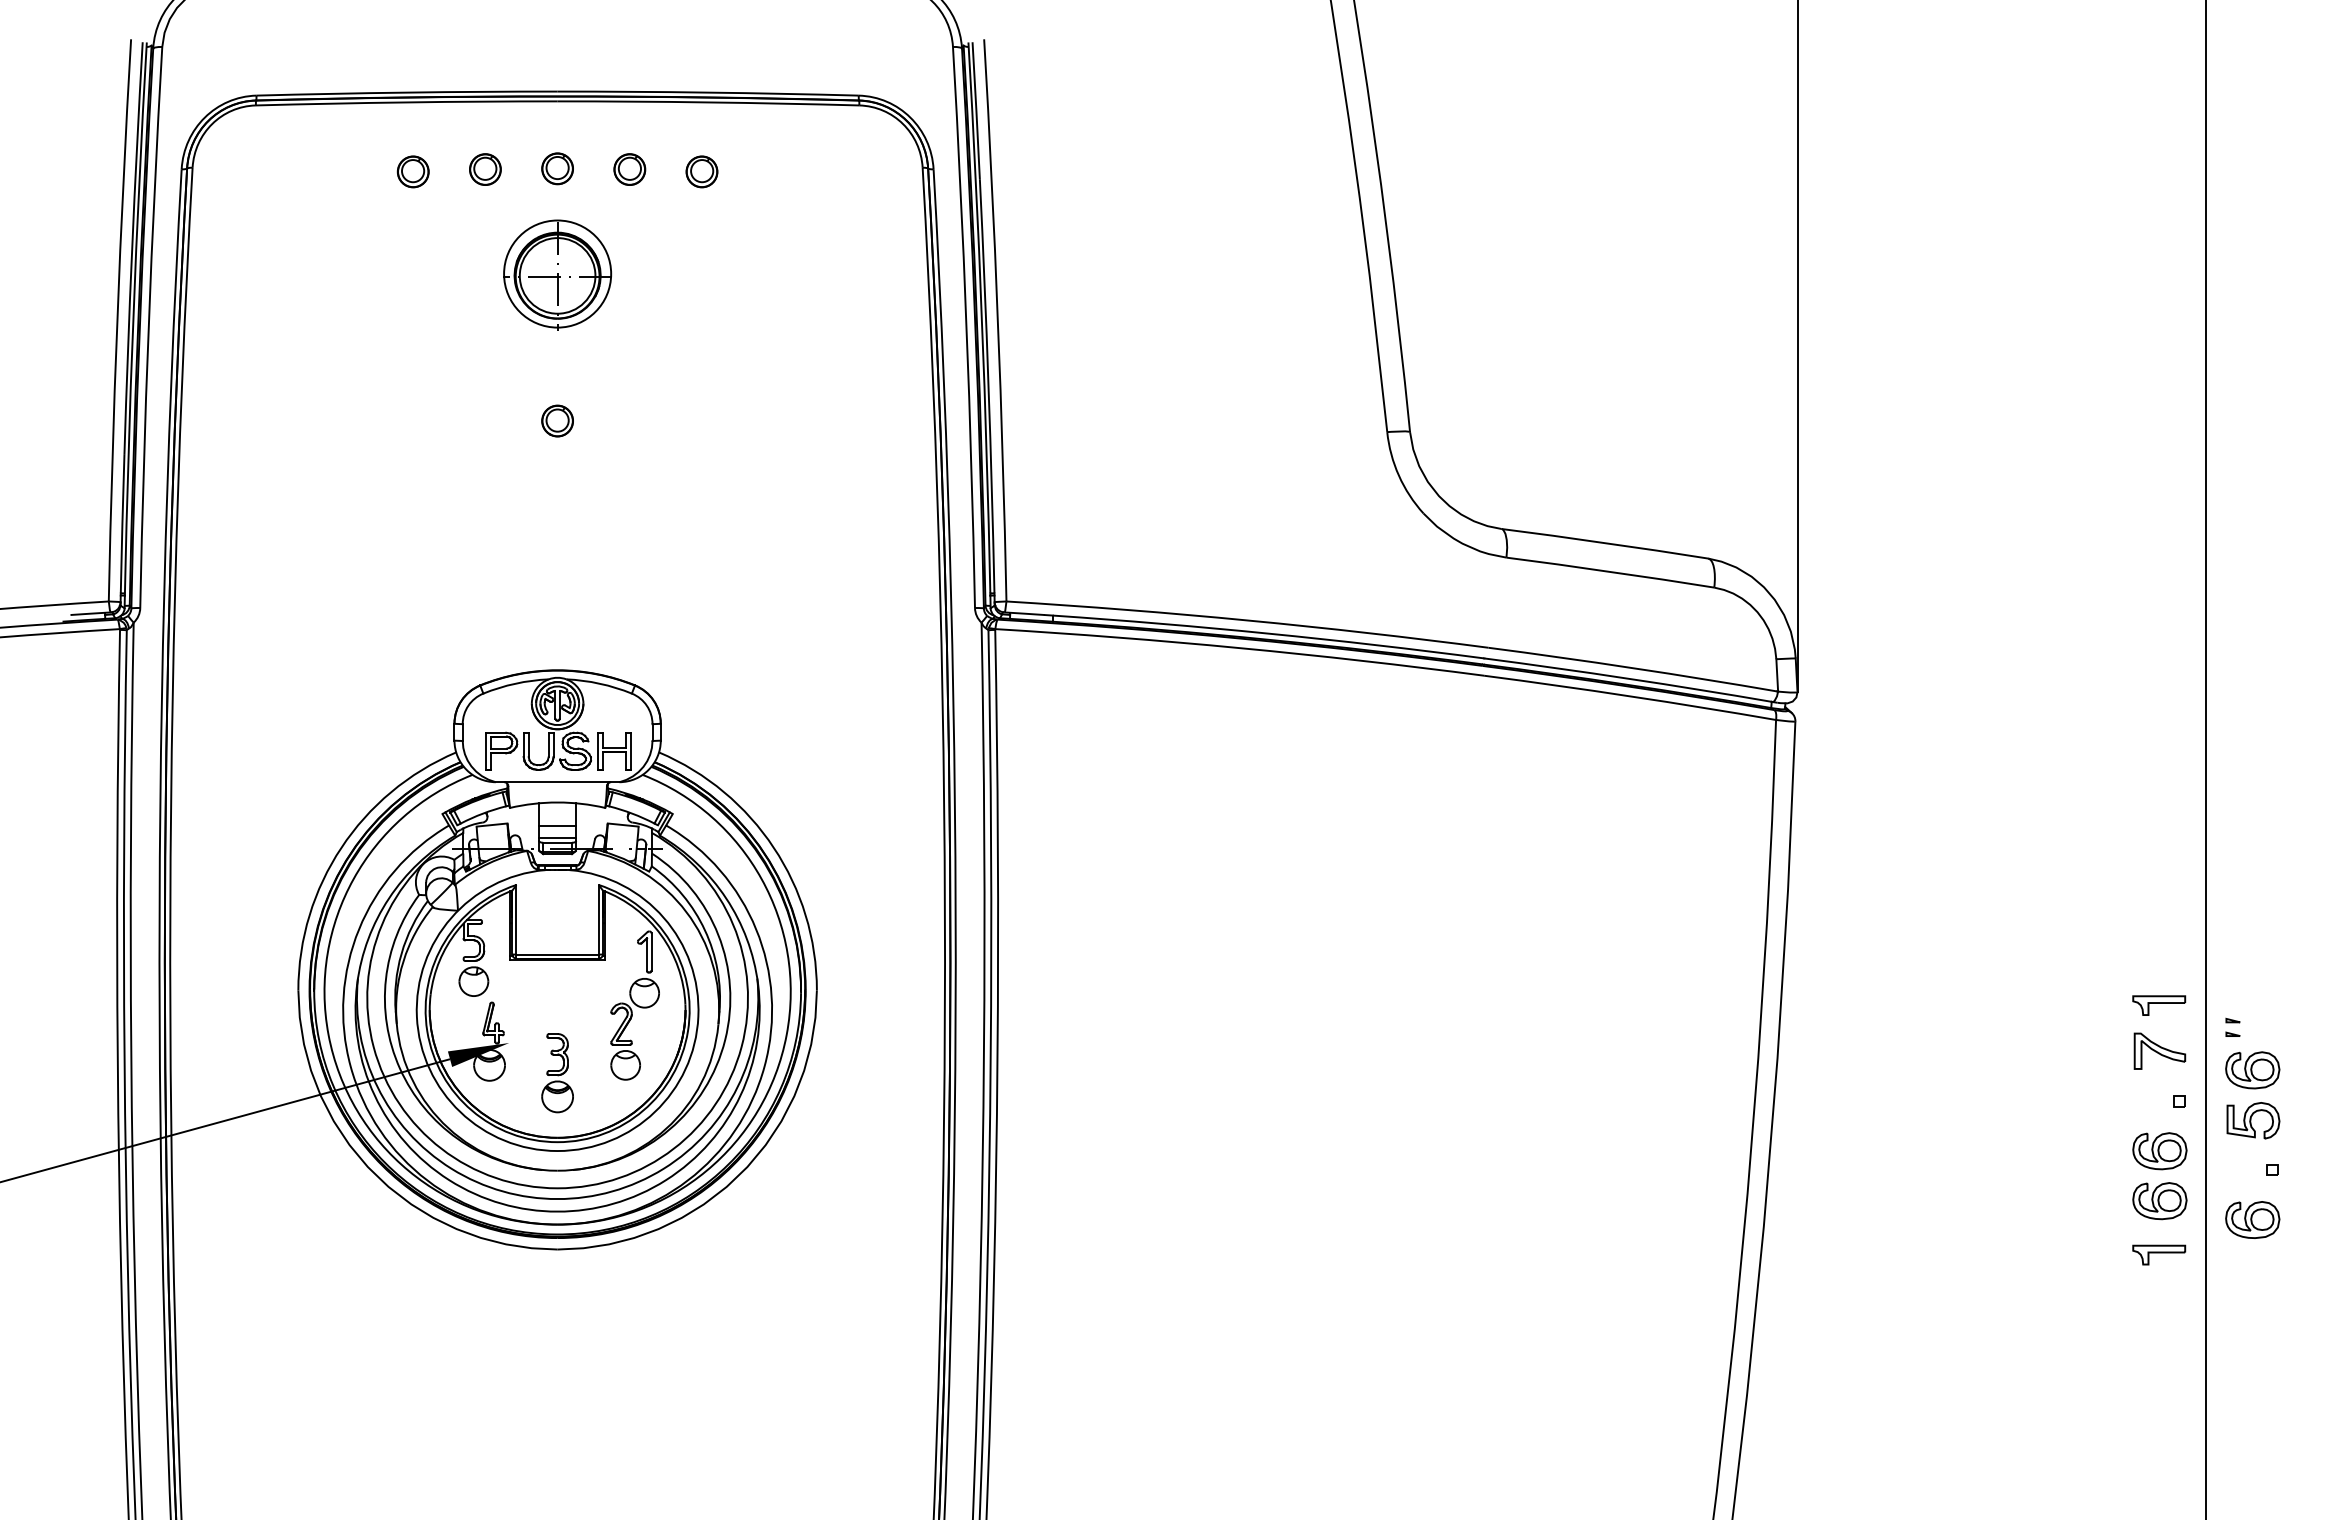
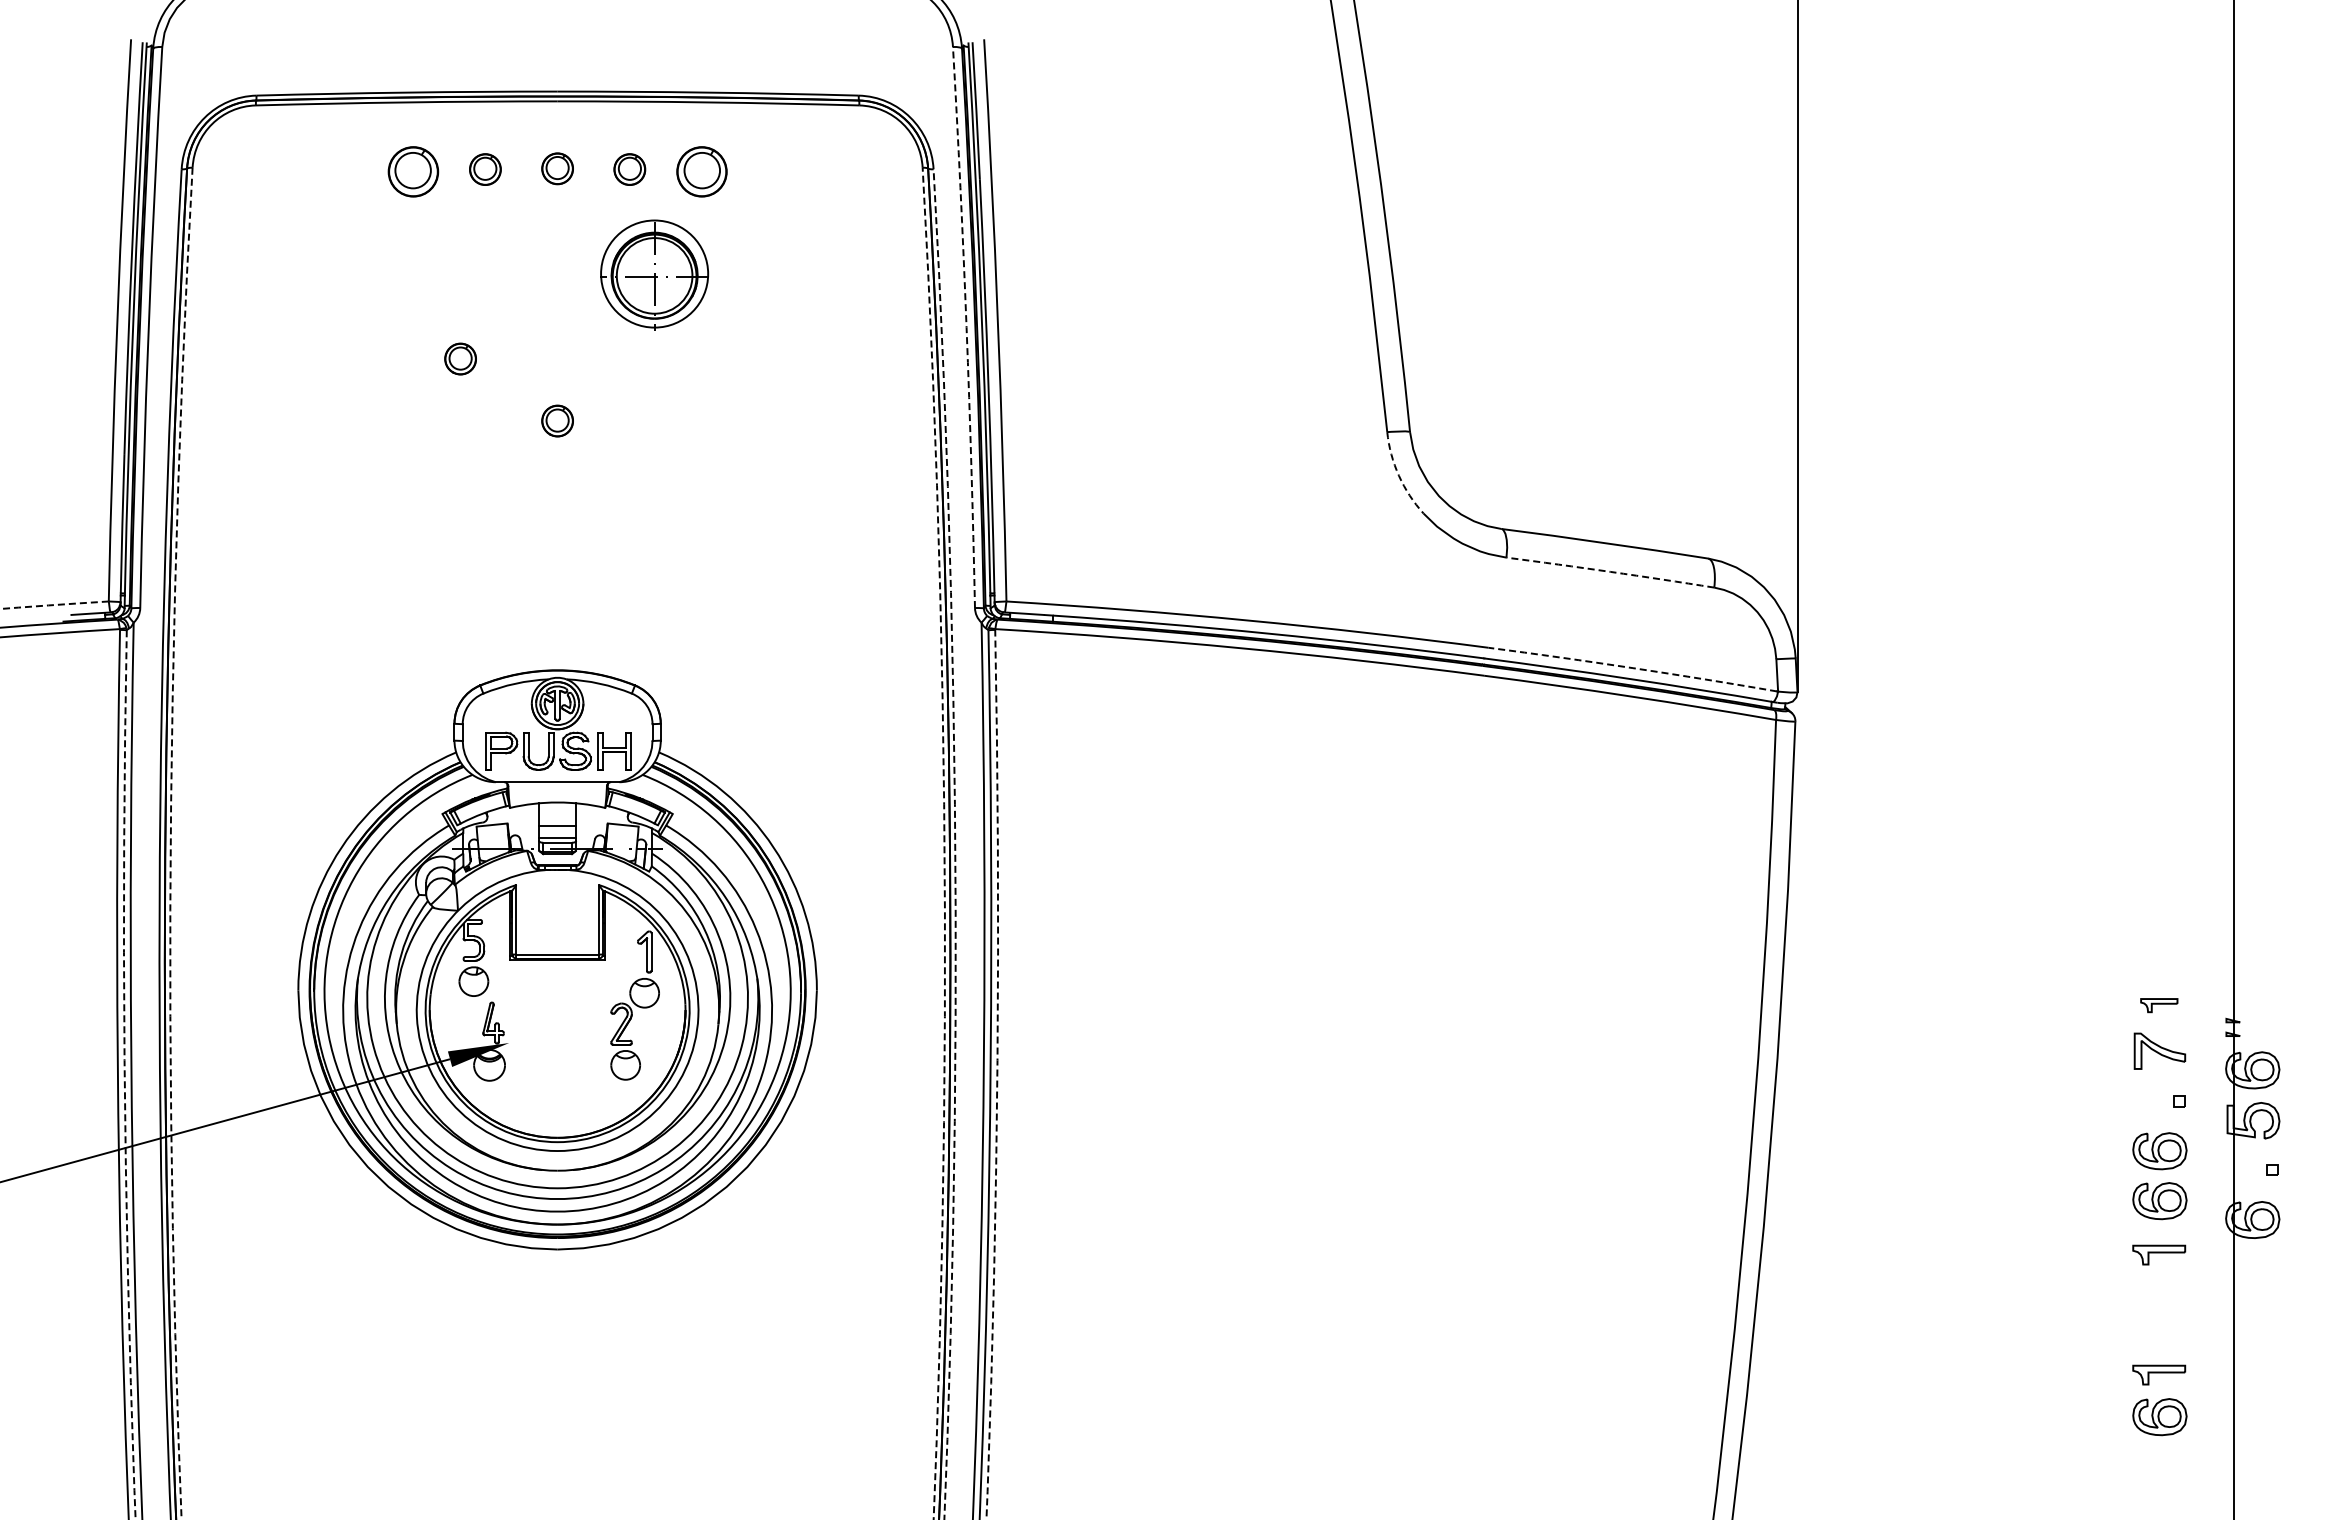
part size: 34x34 px -> 53x52 px (413, 171)
part size: 34x34 px -> 52x52 px (701, 171)
part position: (557, 274) -> (654, 274) (654, 274)
arc: solid -> dashed (966, 327)
part: none -> present (460, 358)
arc: solid -> dashed (1398, 475)
arc: solid -> dashed (1610, 571)
arc: solid -> dashed (54, 605)
arc: solid -> dashed (1632, 668)
line position: (2205, 759) -> (2233, 759) (2233, 759)
arc: solid -> dashed (170, 843)
arc: solid -> dashed (944, 843)
arc: solid -> dashed (955, 844)
part size: 55x21 px -> 39x16 px (2159, 1005)
part: present -> none (557, 1073)
arc: solid -> dashed (997, 1074)
arc: solid -> dashed (124, 1075)
part: none -> present (2159, 1374)
part: none -> present (2159, 1417)
